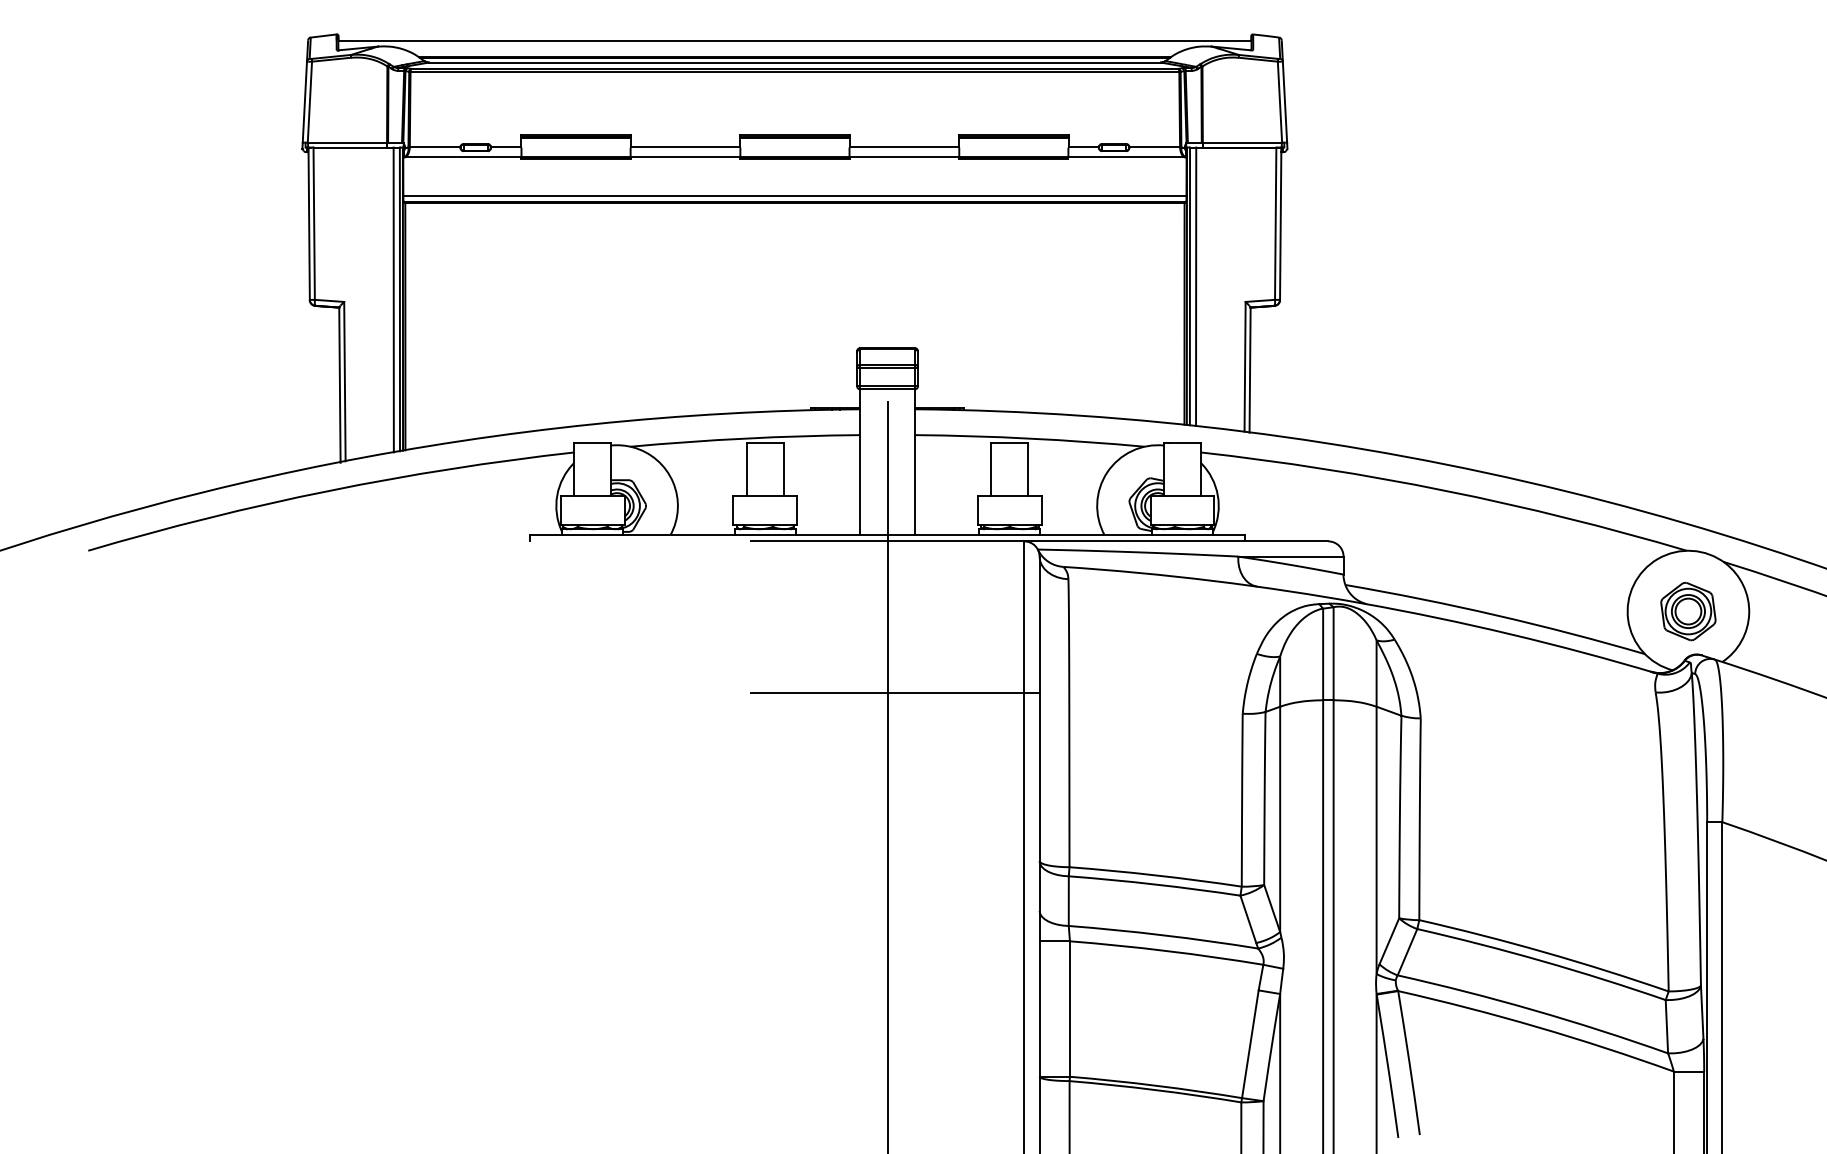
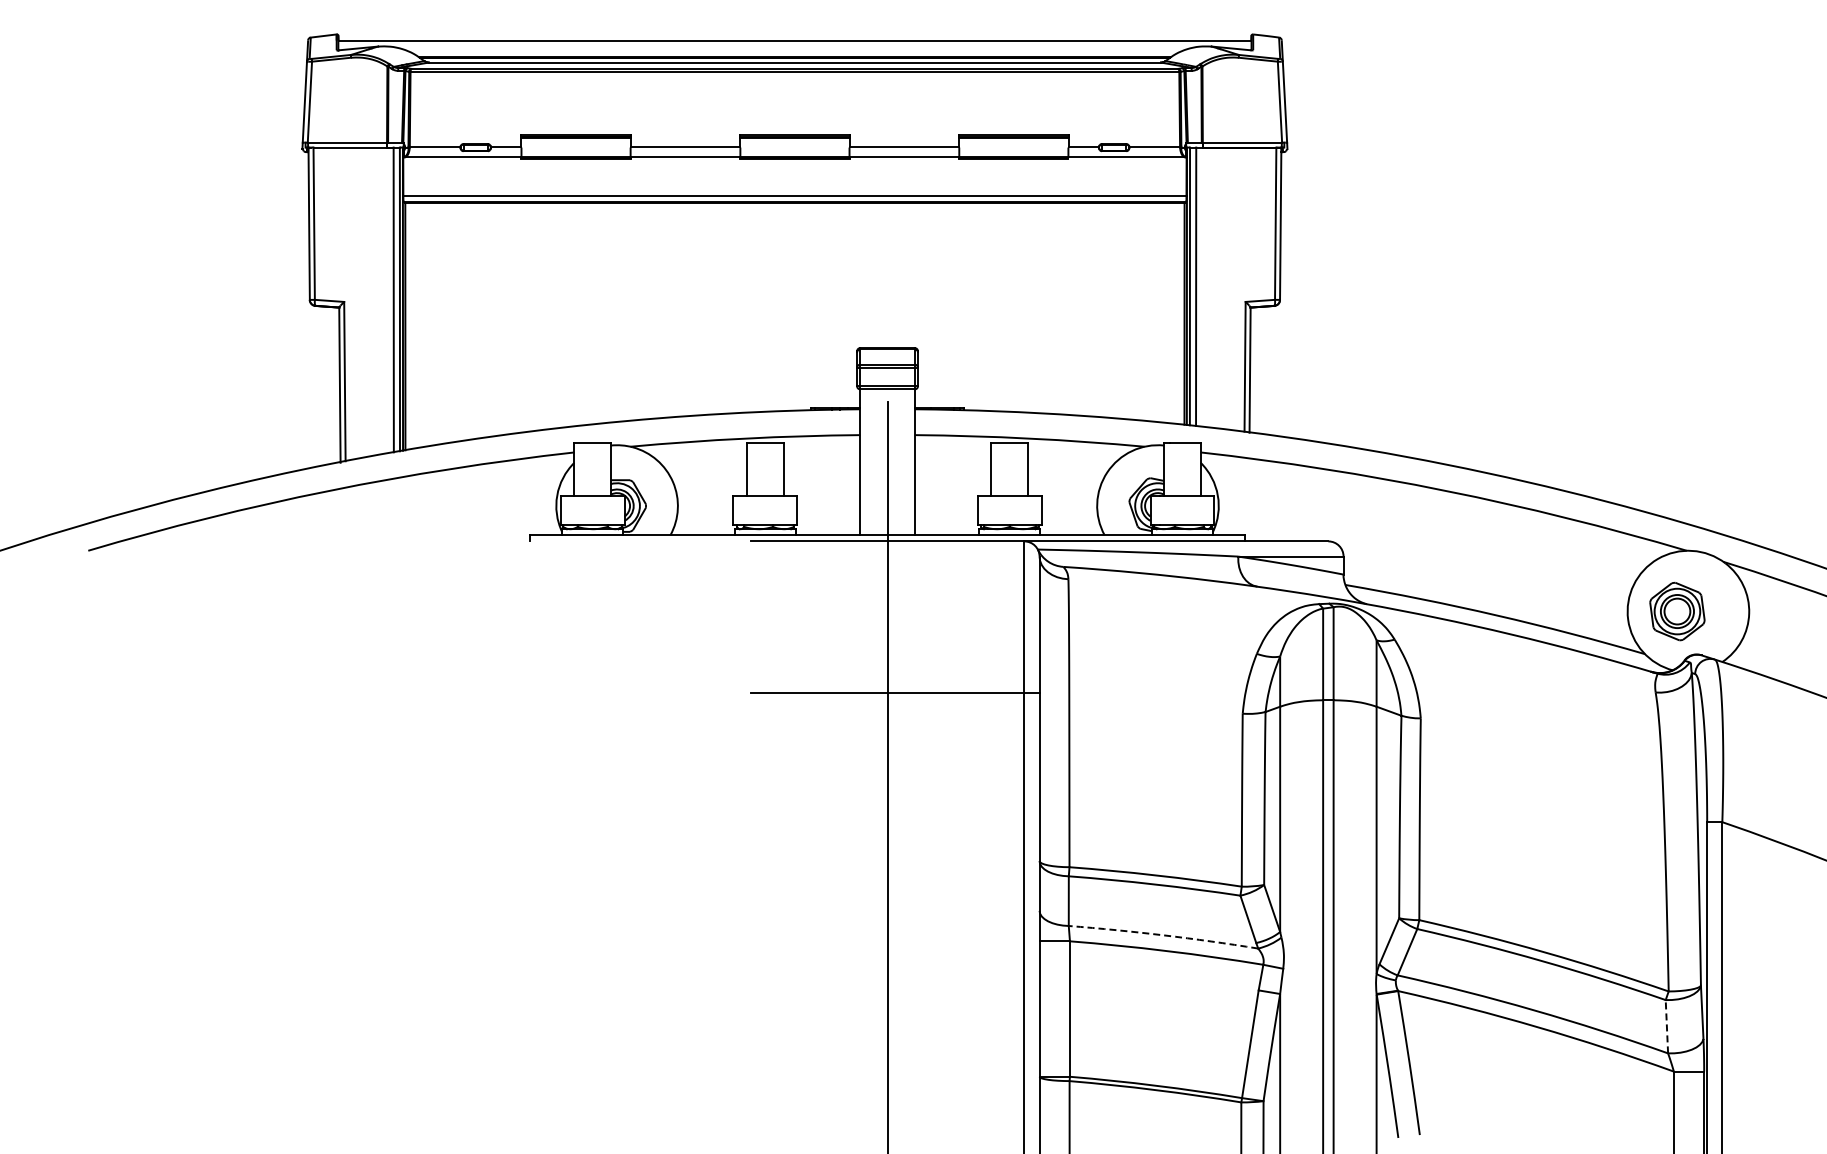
part position: (1688, 611) -> (1677, 611) (1677, 611)
arc: solid -> dashed (1163, 935)
line: solid -> dashed (1666, 1026)
